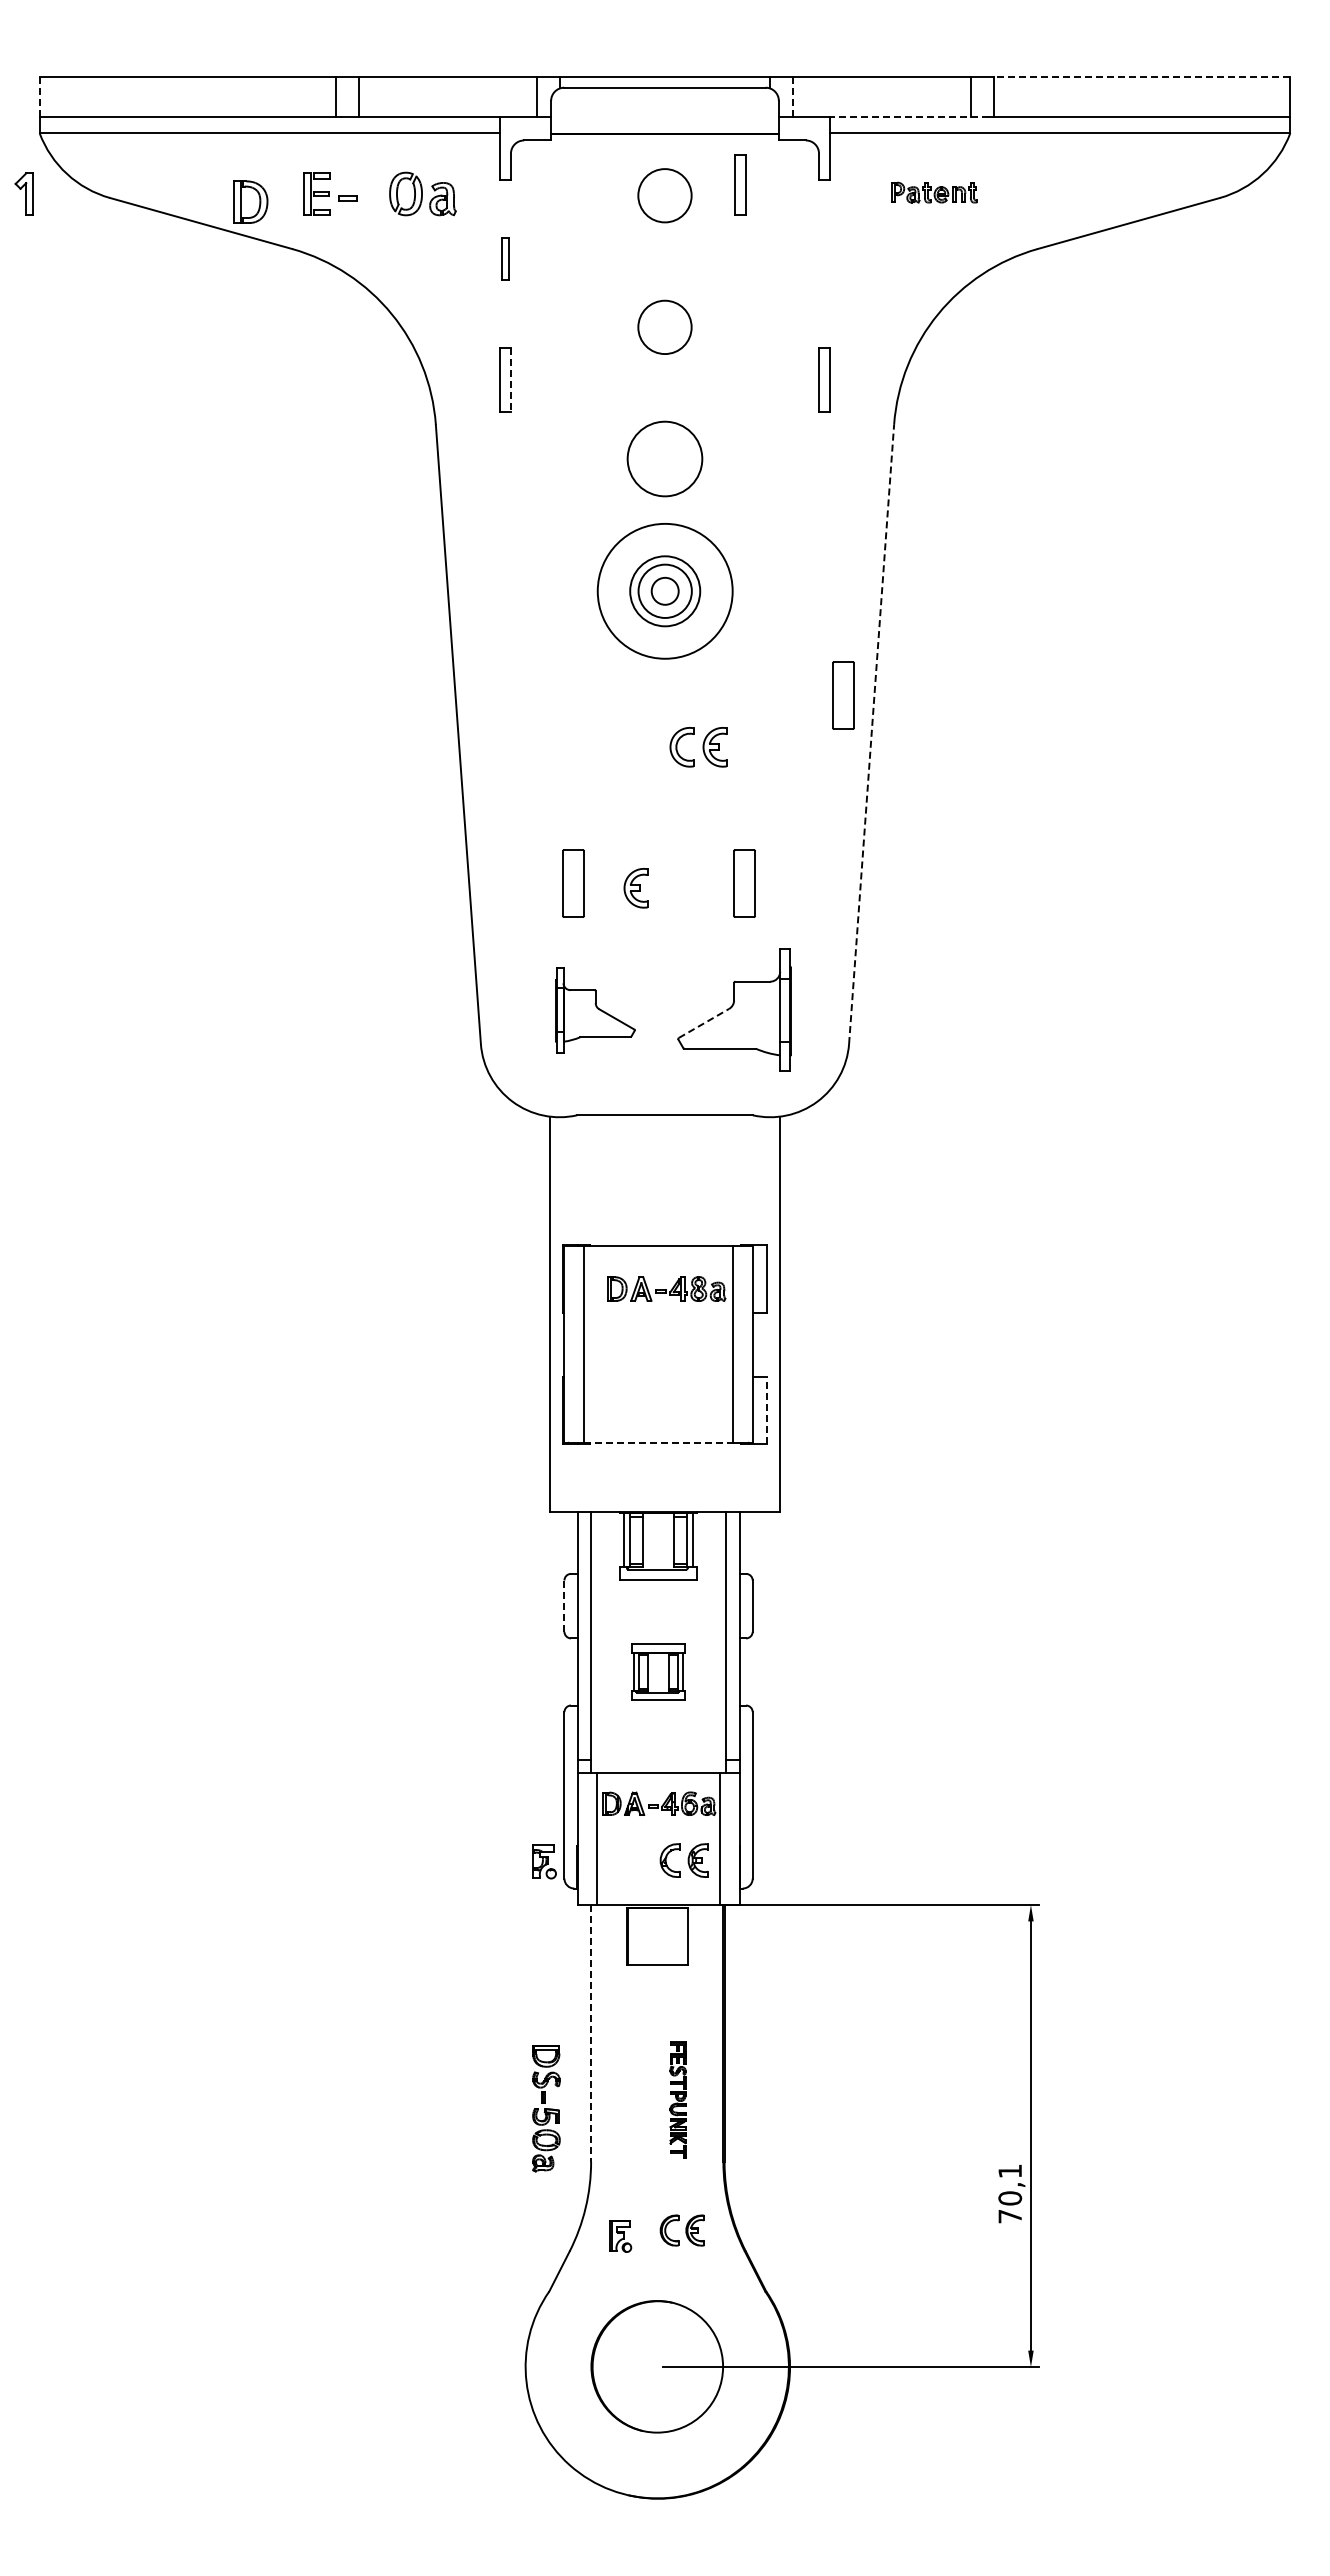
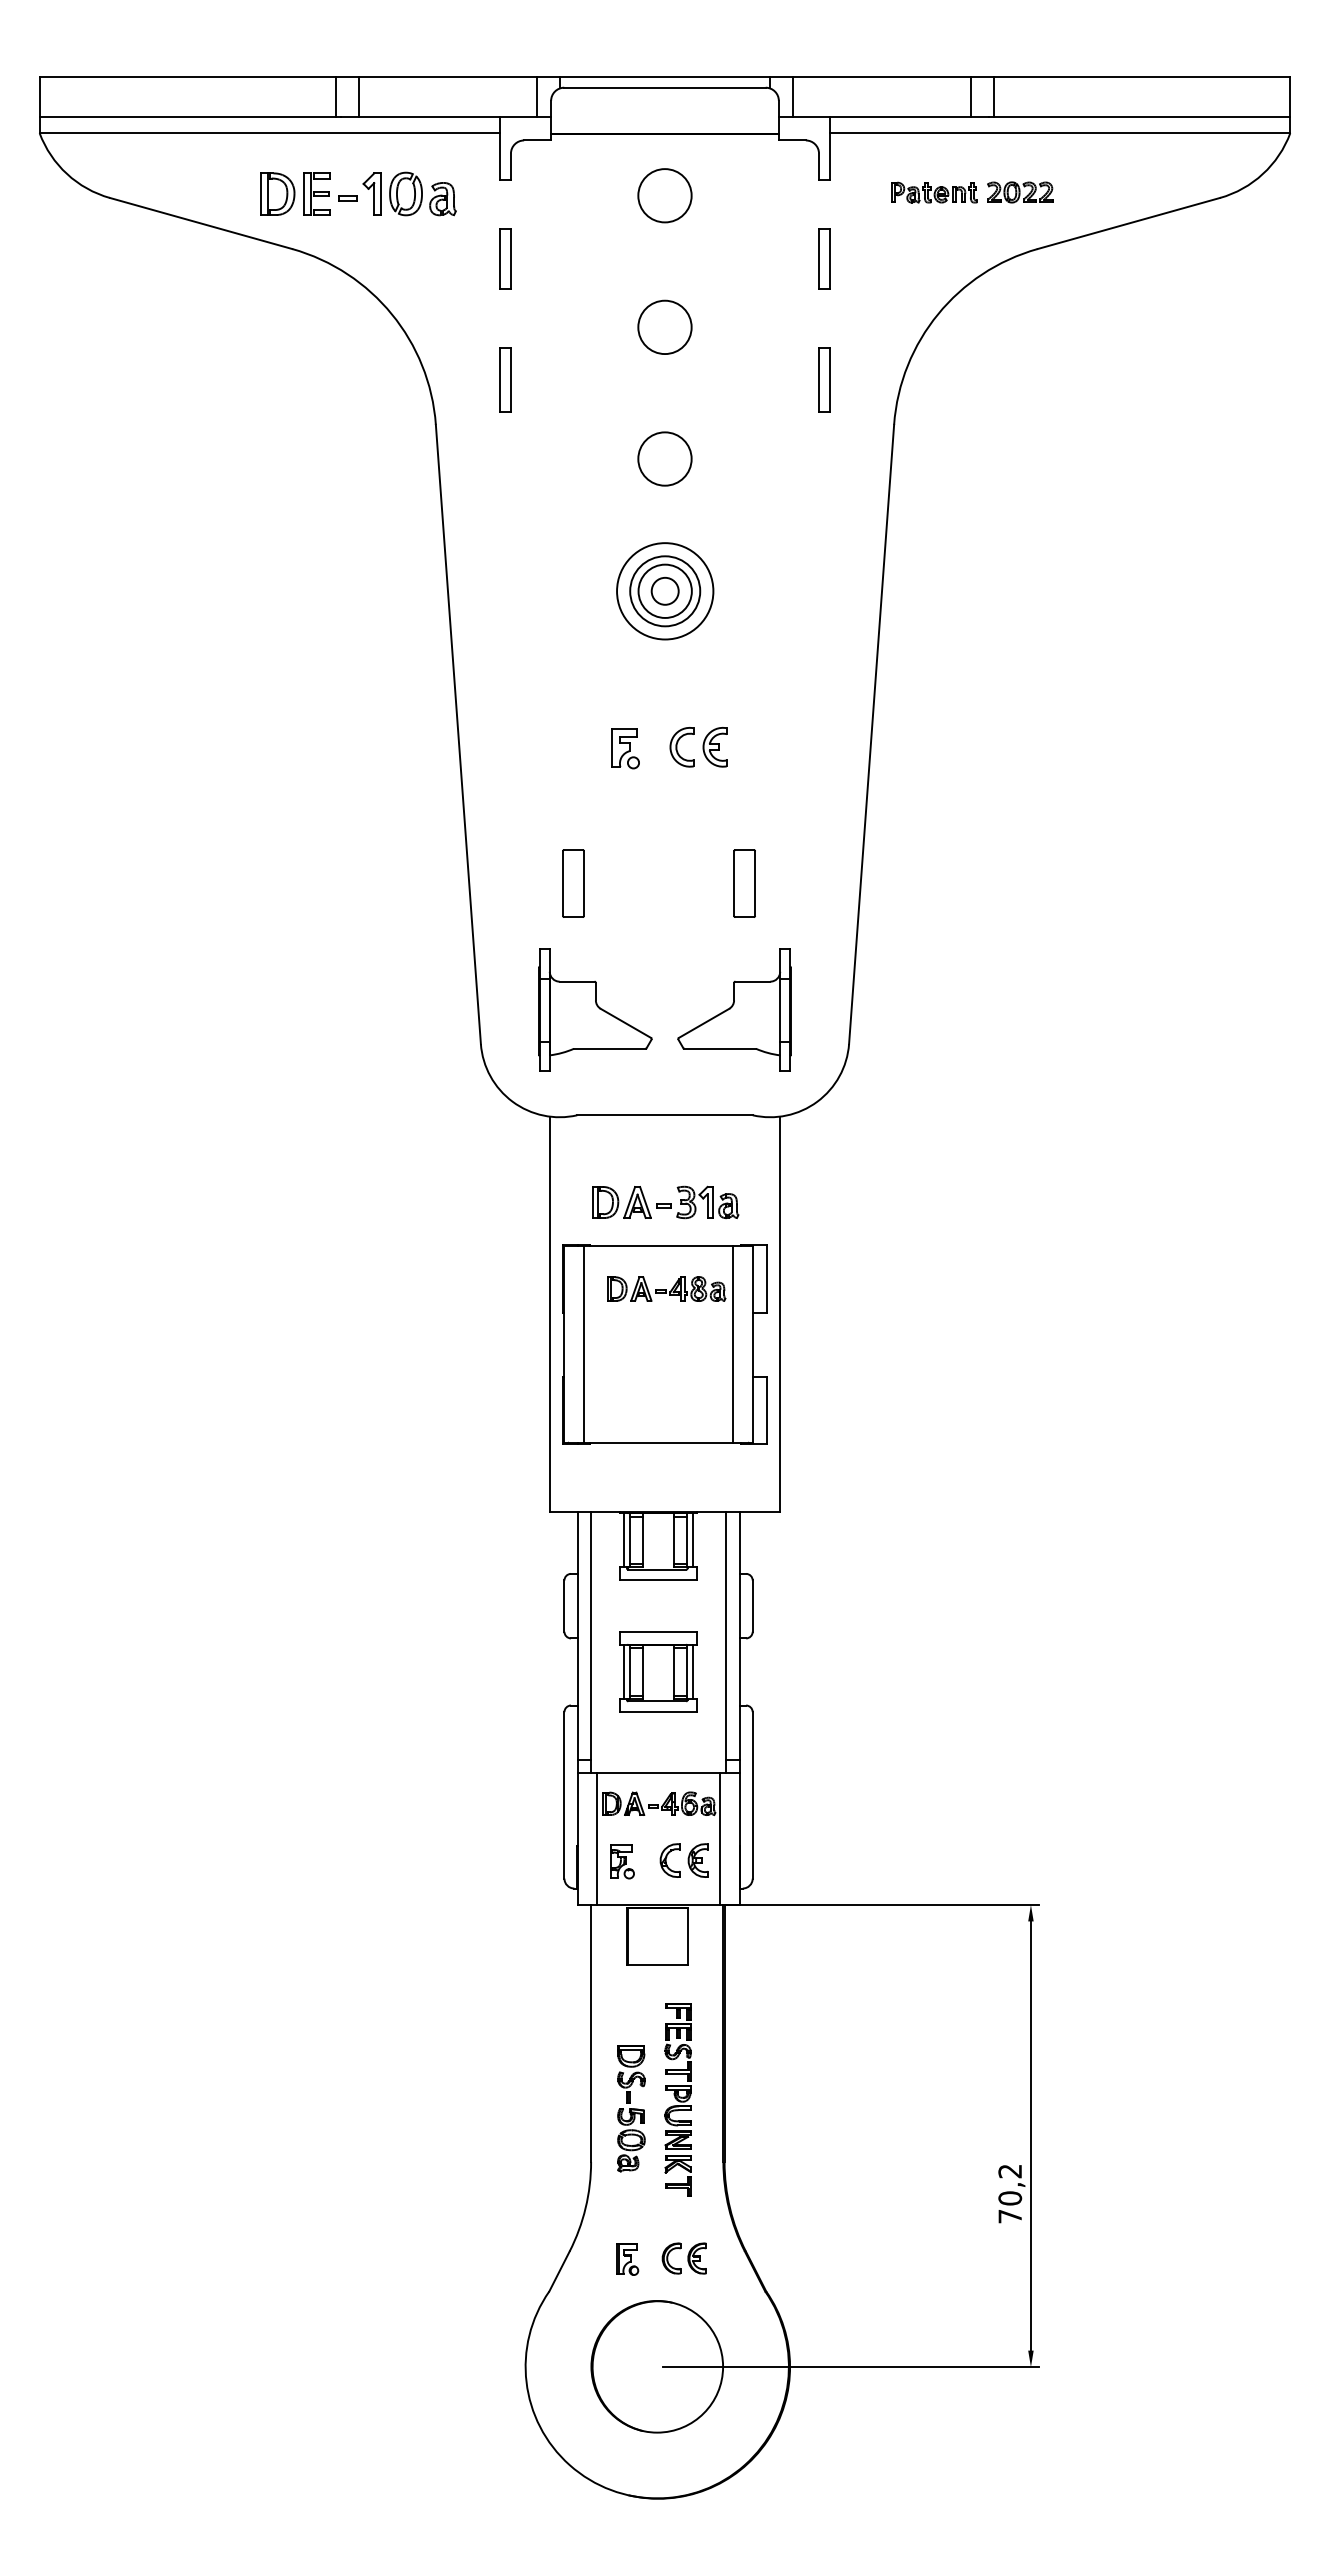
line: dashed -> solid (1141, 77)
line: dashed -> solid (39, 97)
line: dashed -> solid (792, 97)
line: dashed -> solid (909, 116)
part position: (740, 184) -> (824, 258) (824, 258)
part: none -> present (1020, 192)
part position: (23, 193) -> (371, 193) (371, 193)
part position: (250, 201) -> (277, 193) (277, 193)
part size: 9x44 px -> 13x62 px (505, 258)
line: dashed -> solid (510, 379)
circle diameter: 75 px -> 53 px (664, 458)
circle diameter: 135 px -> 96 px (665, 591)
part: present -> none (843, 695)
line: dashed -> solid (871, 733)
part: none -> present (625, 748)
part: present -> none (635, 888)
part size: 81x87 px -> 115x124 px (595, 1009)
line: dashed -> solid (704, 1023)
part: none -> present (665, 1202)
line: dashed -> solid (767, 1410)
line: dashed -> solid (658, 1442)
line: dashed -> solid (564, 1606)
part size: 55x58 px -> 79x82 px (658, 1671)
part position: (544, 1861) -> (622, 1861) (622, 1861)
line: dashed -> solid (591, 2033)
part size: 18x118 px -> 28x194 px (677, 2099)
part position: (546, 2108) -> (631, 2108) (631, 2108)
text: 70,1 -> 70,2 (1009, 2171)
part position: (681, 2230) -> (683, 2258) (683, 2258)
part position: (620, 2236) -> (627, 2259) (627, 2259)
